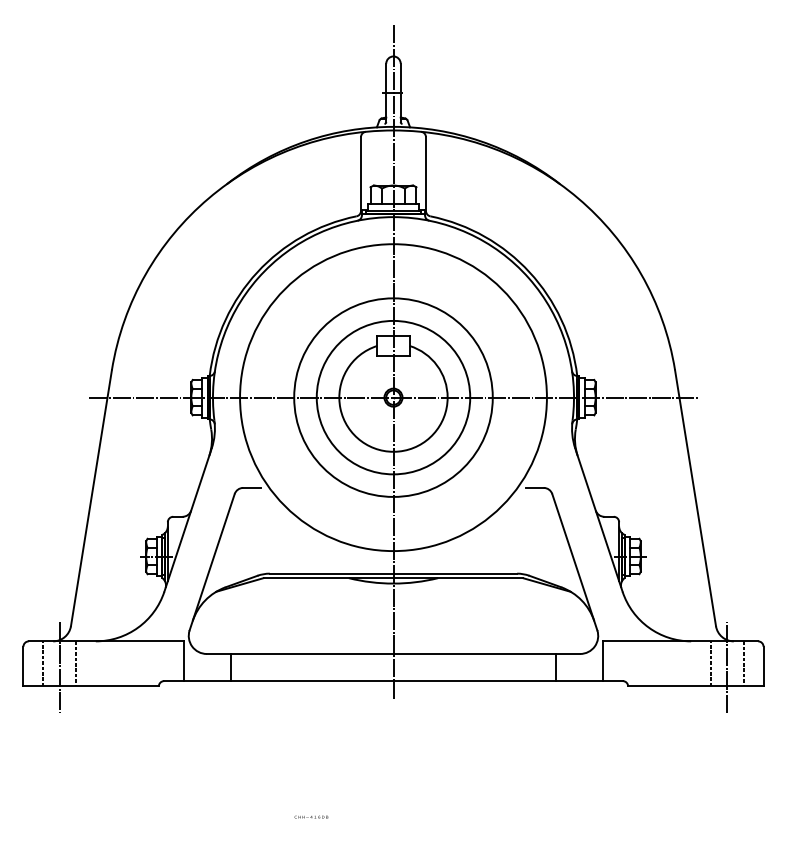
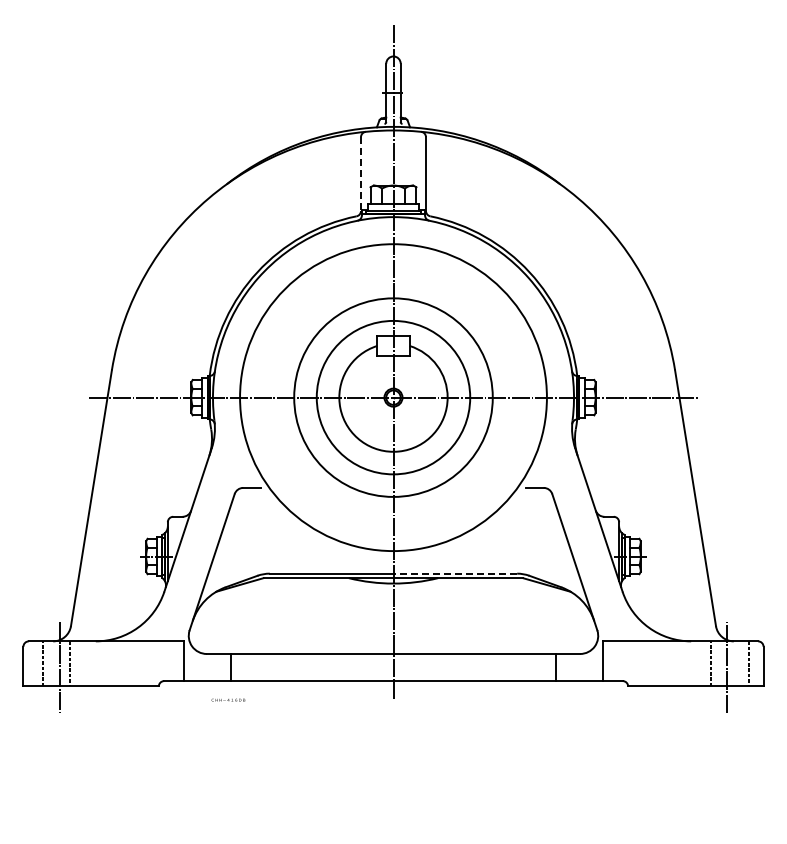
line: solid -> dashed (361, 174)
line: solid -> dashed (455, 573)
line position: (75, 663) -> (69, 663) (69, 663)
line position: (743, 663) -> (748, 663) (748, 663)
text position: (311, 816) -> (228, 699) (228, 699)
